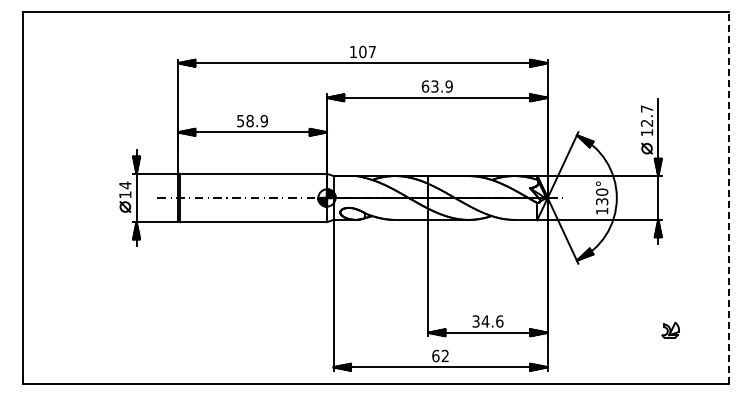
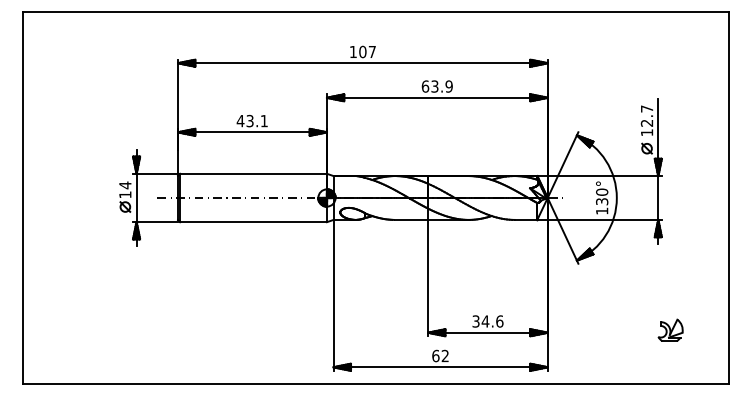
text: 58.9 -> 43.1 (251, 120)
line: dashed -> solid (729, 197)
part size: 19x18 px -> 27x24 px (670, 329)
